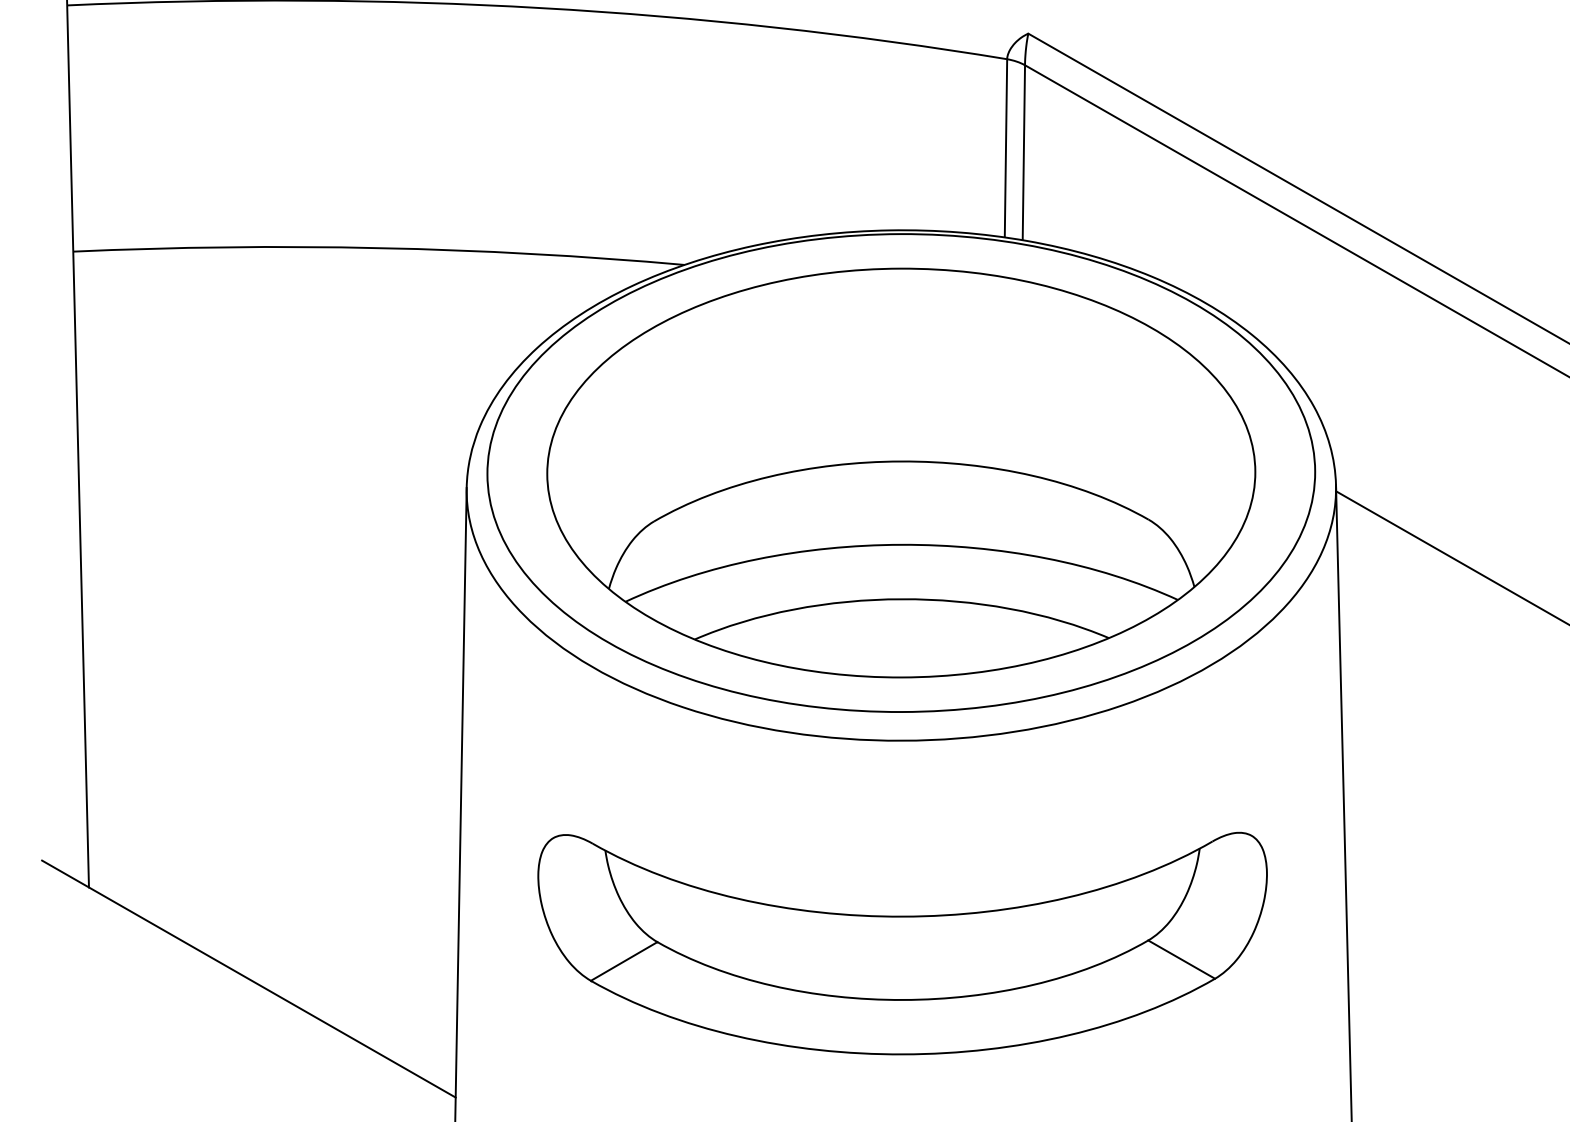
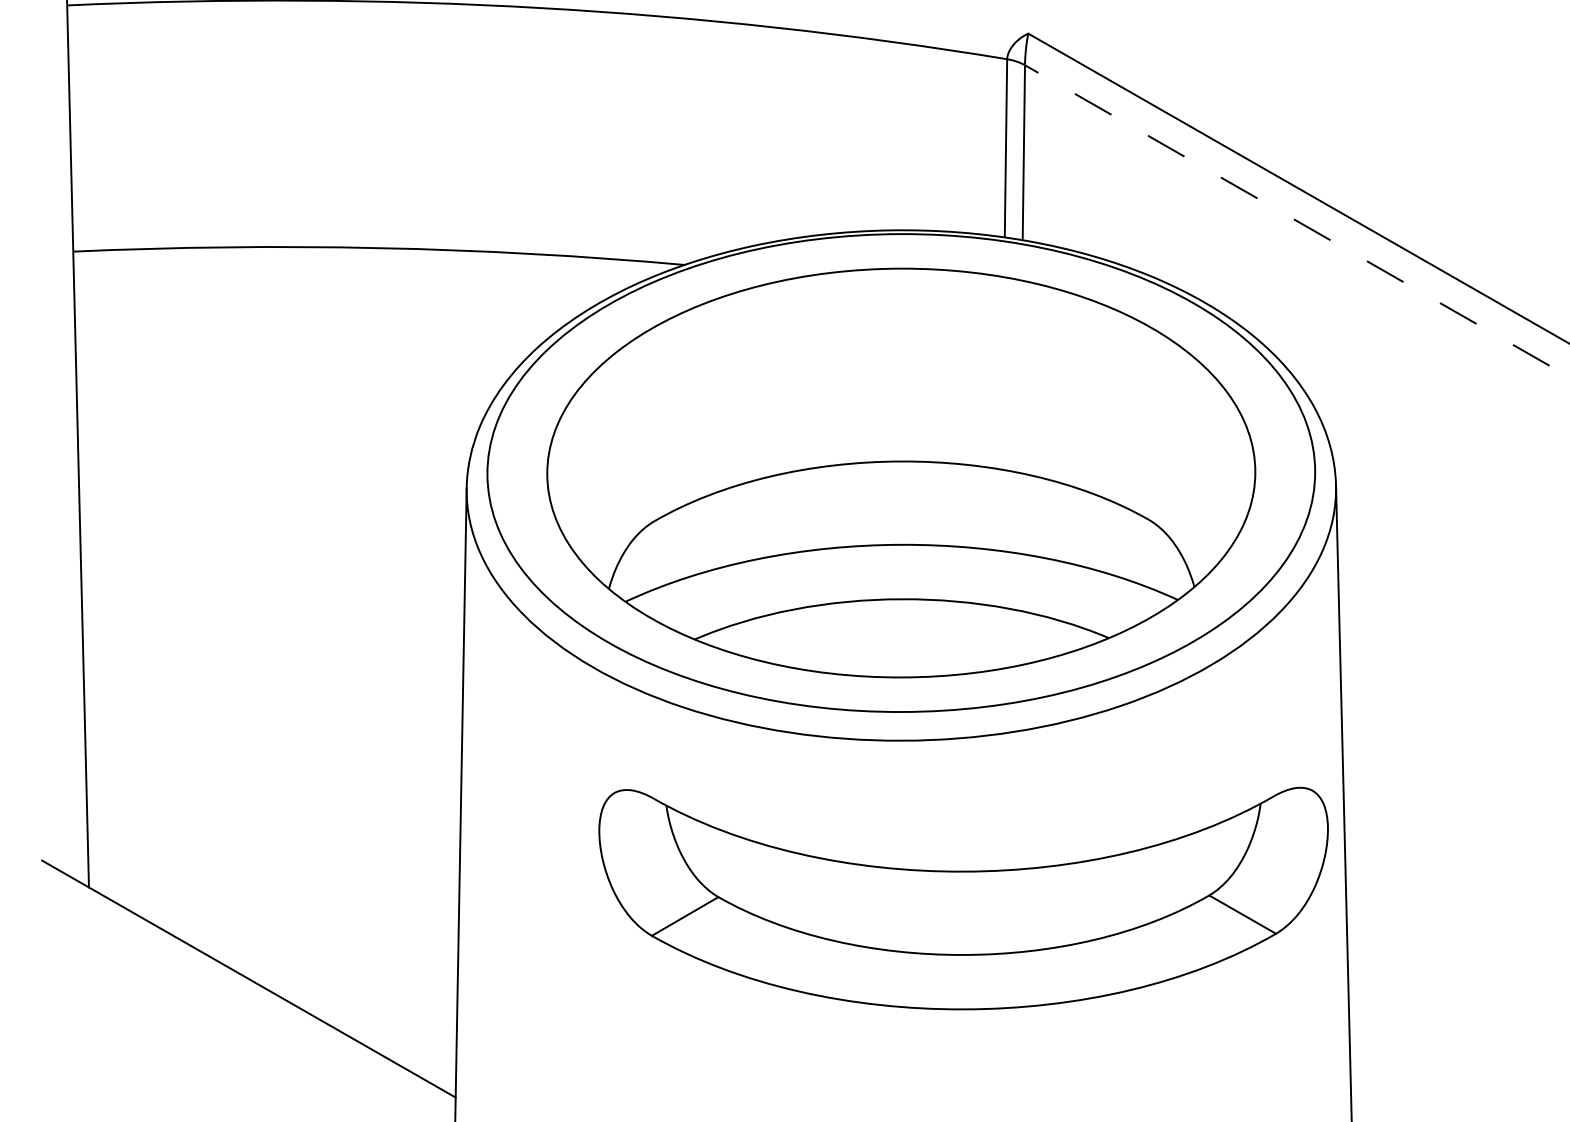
line: solid -> dashed (1297, 221)
line: present -> none (1451, 557)
part position: (902, 943) -> (963, 898) (963, 898)
